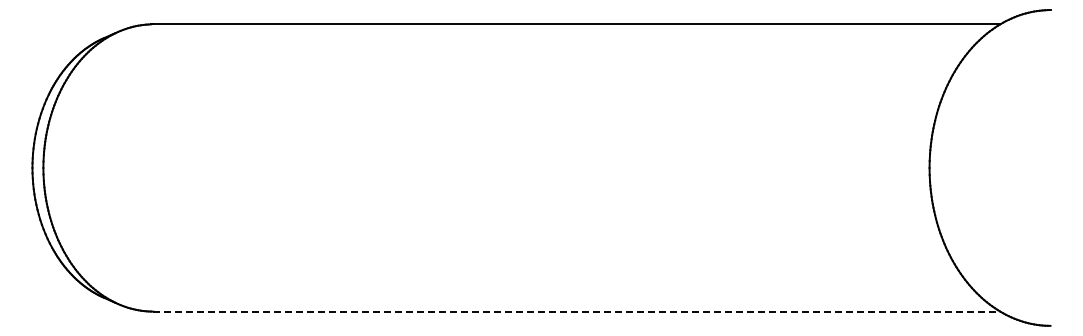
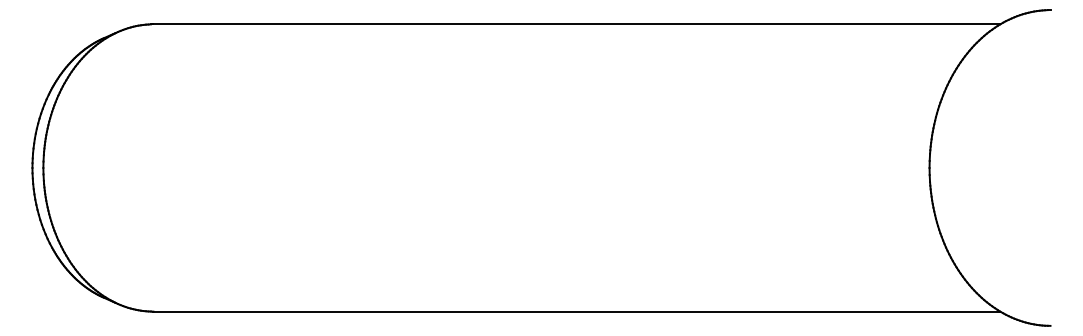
line: dashed -> solid (577, 311)
